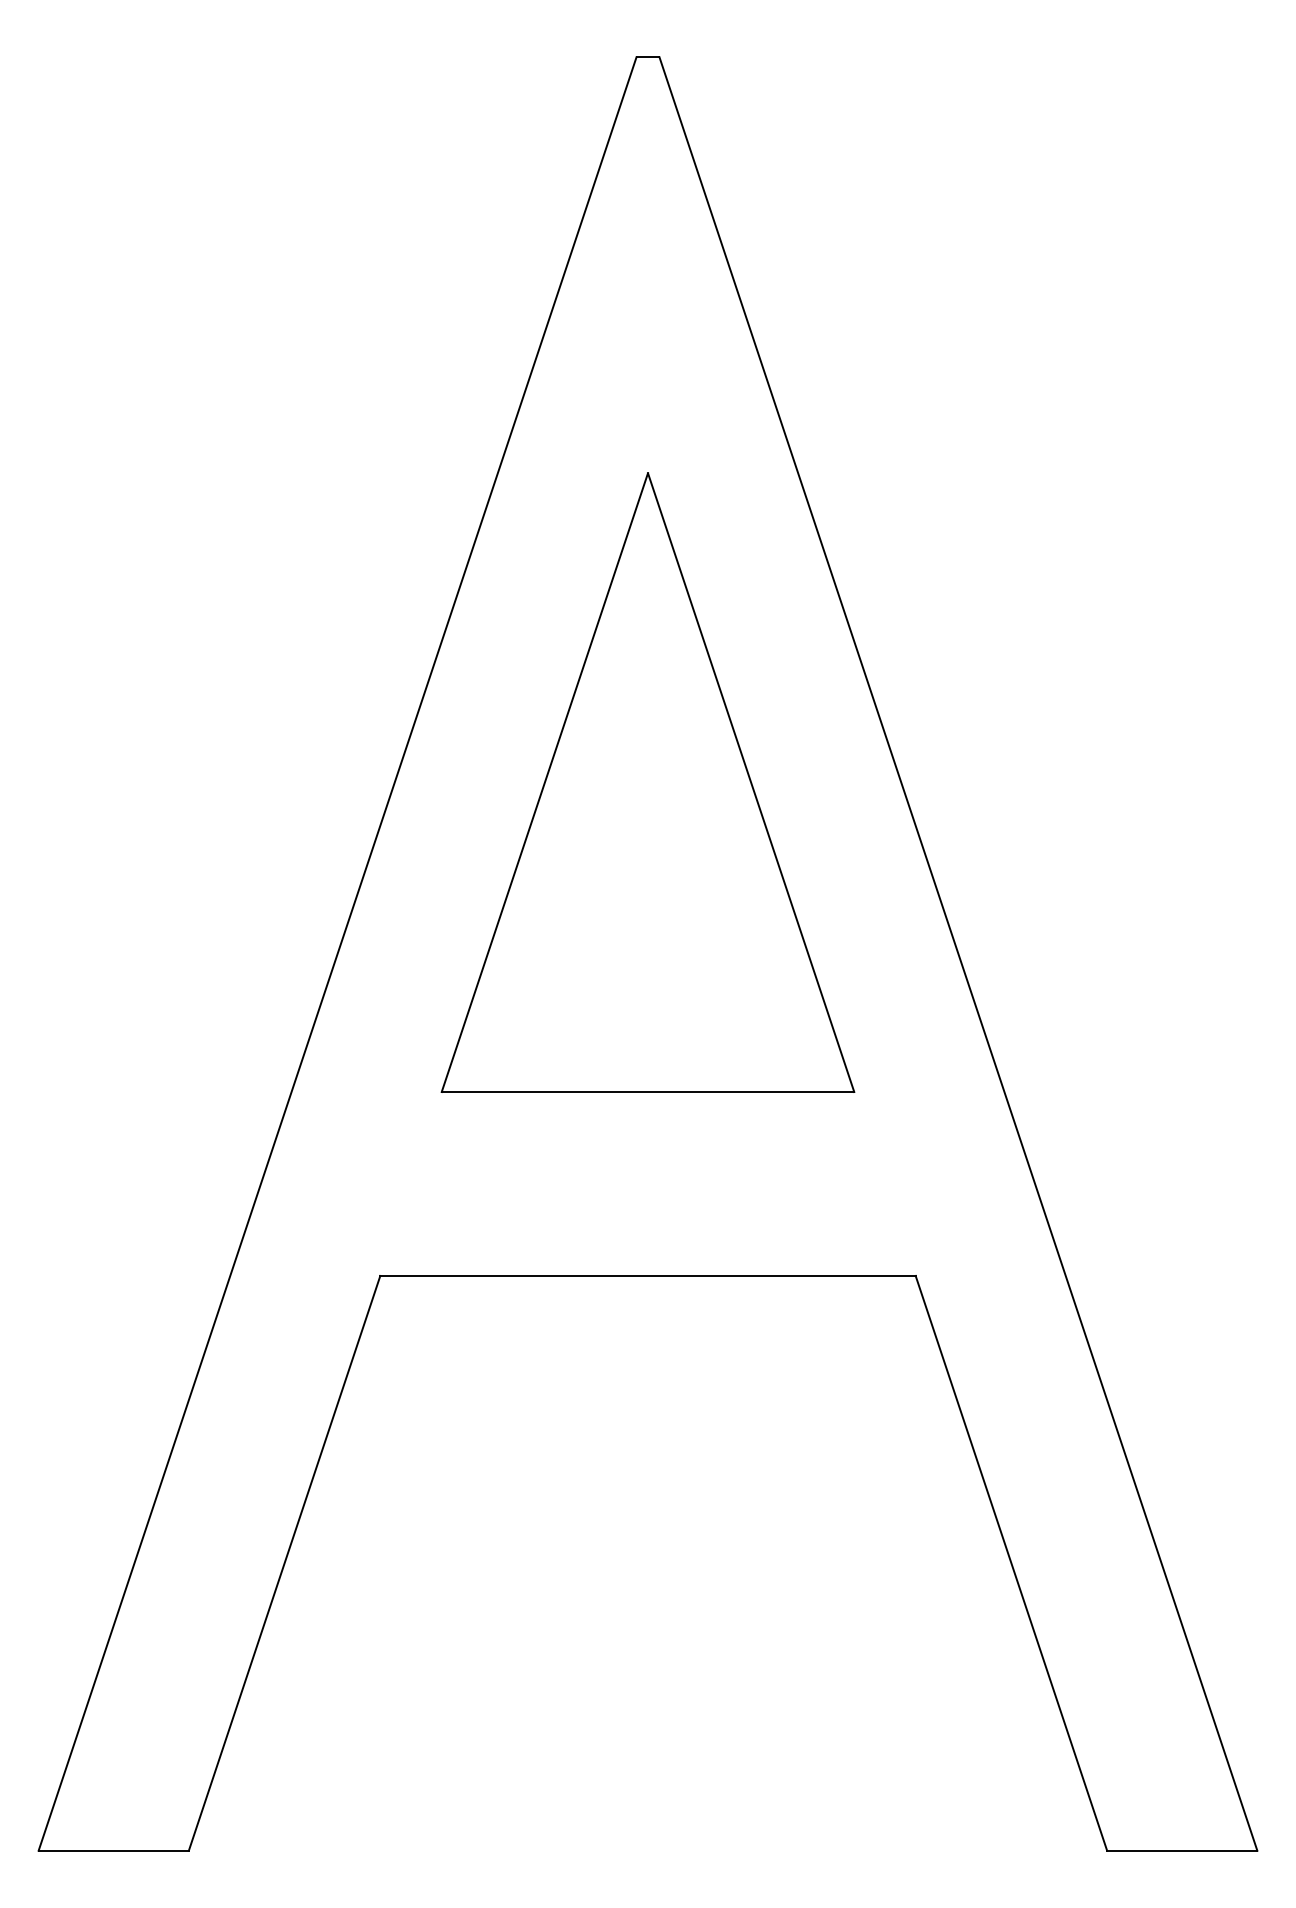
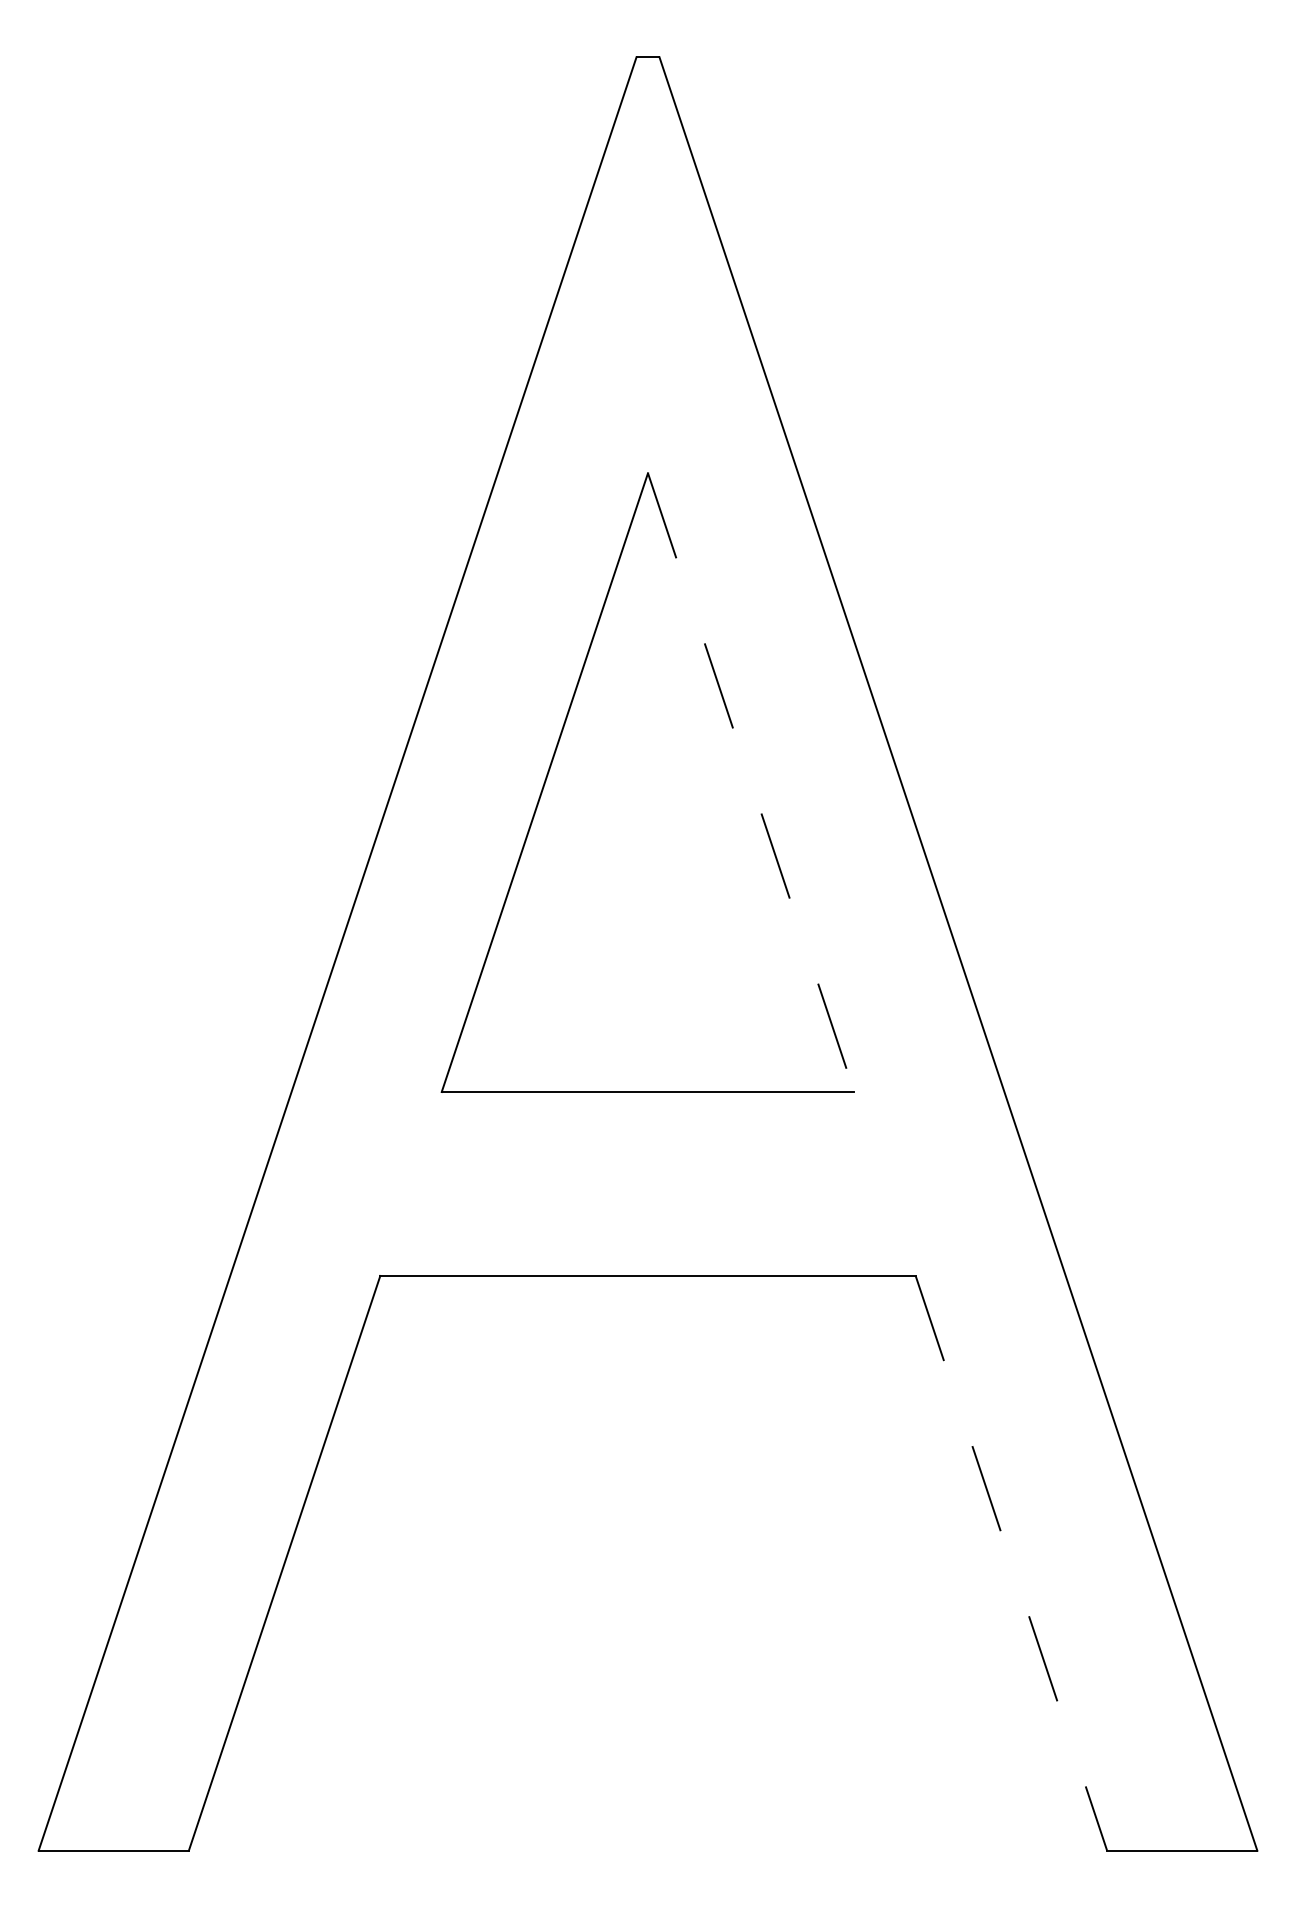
line: solid -> dashed (751, 783)
line: solid -> dashed (1011, 1563)
